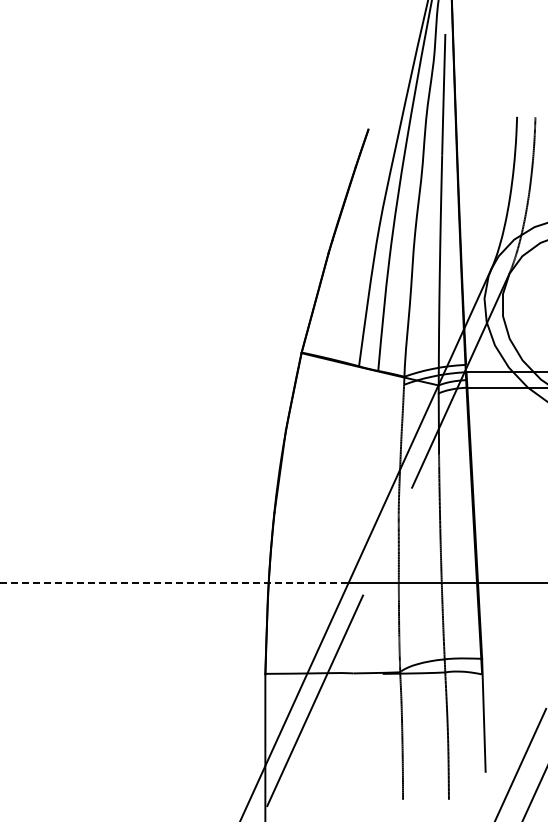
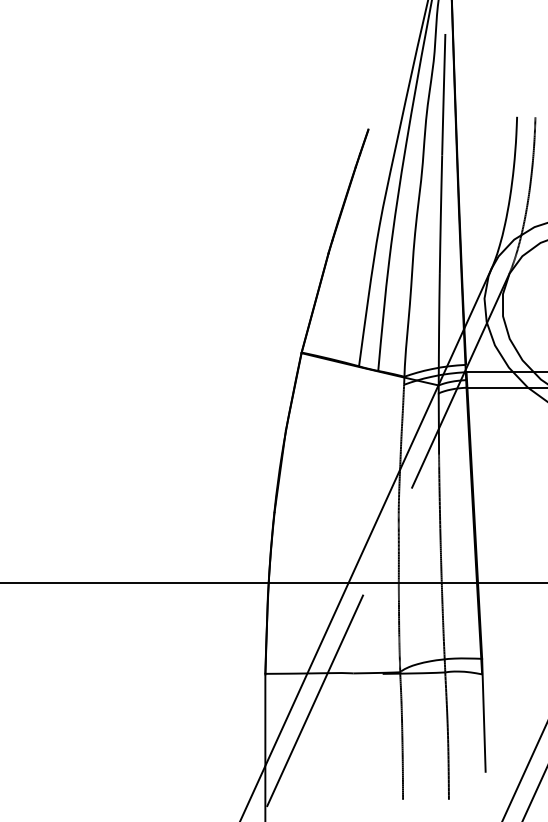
line: dashed -> solid (174, 583)
line position: (520, 764) -> (523, 773) (523, 773)
